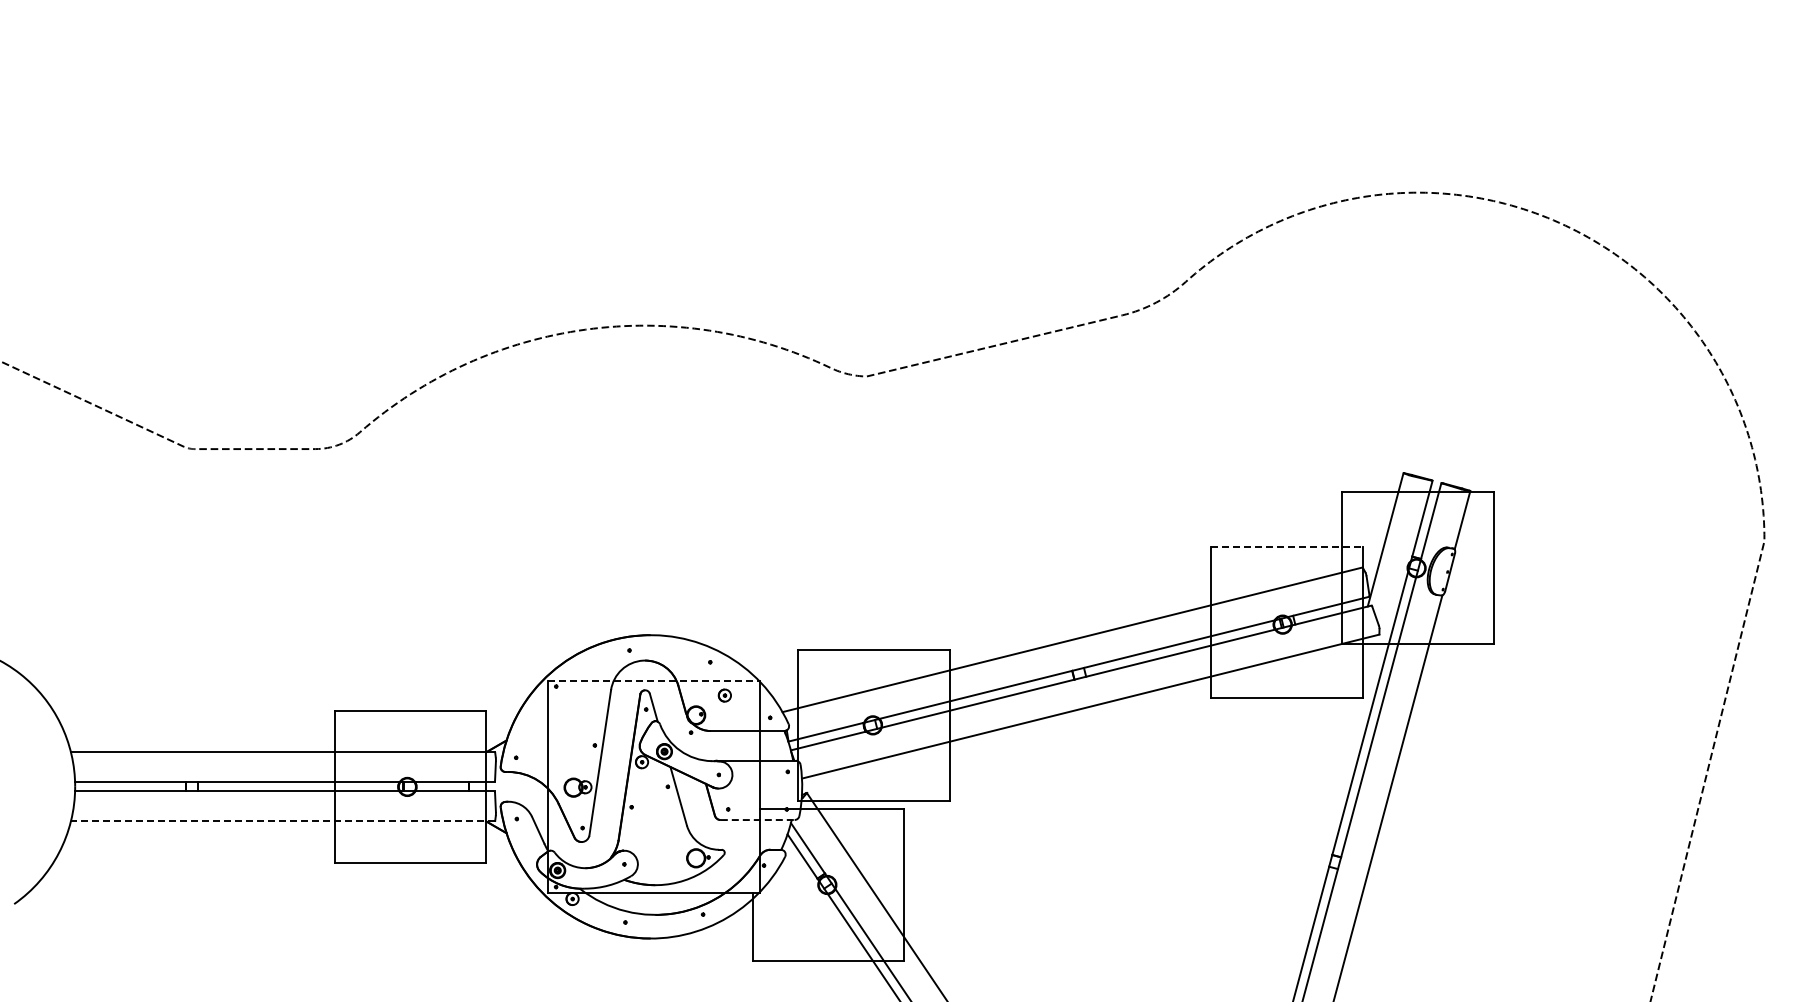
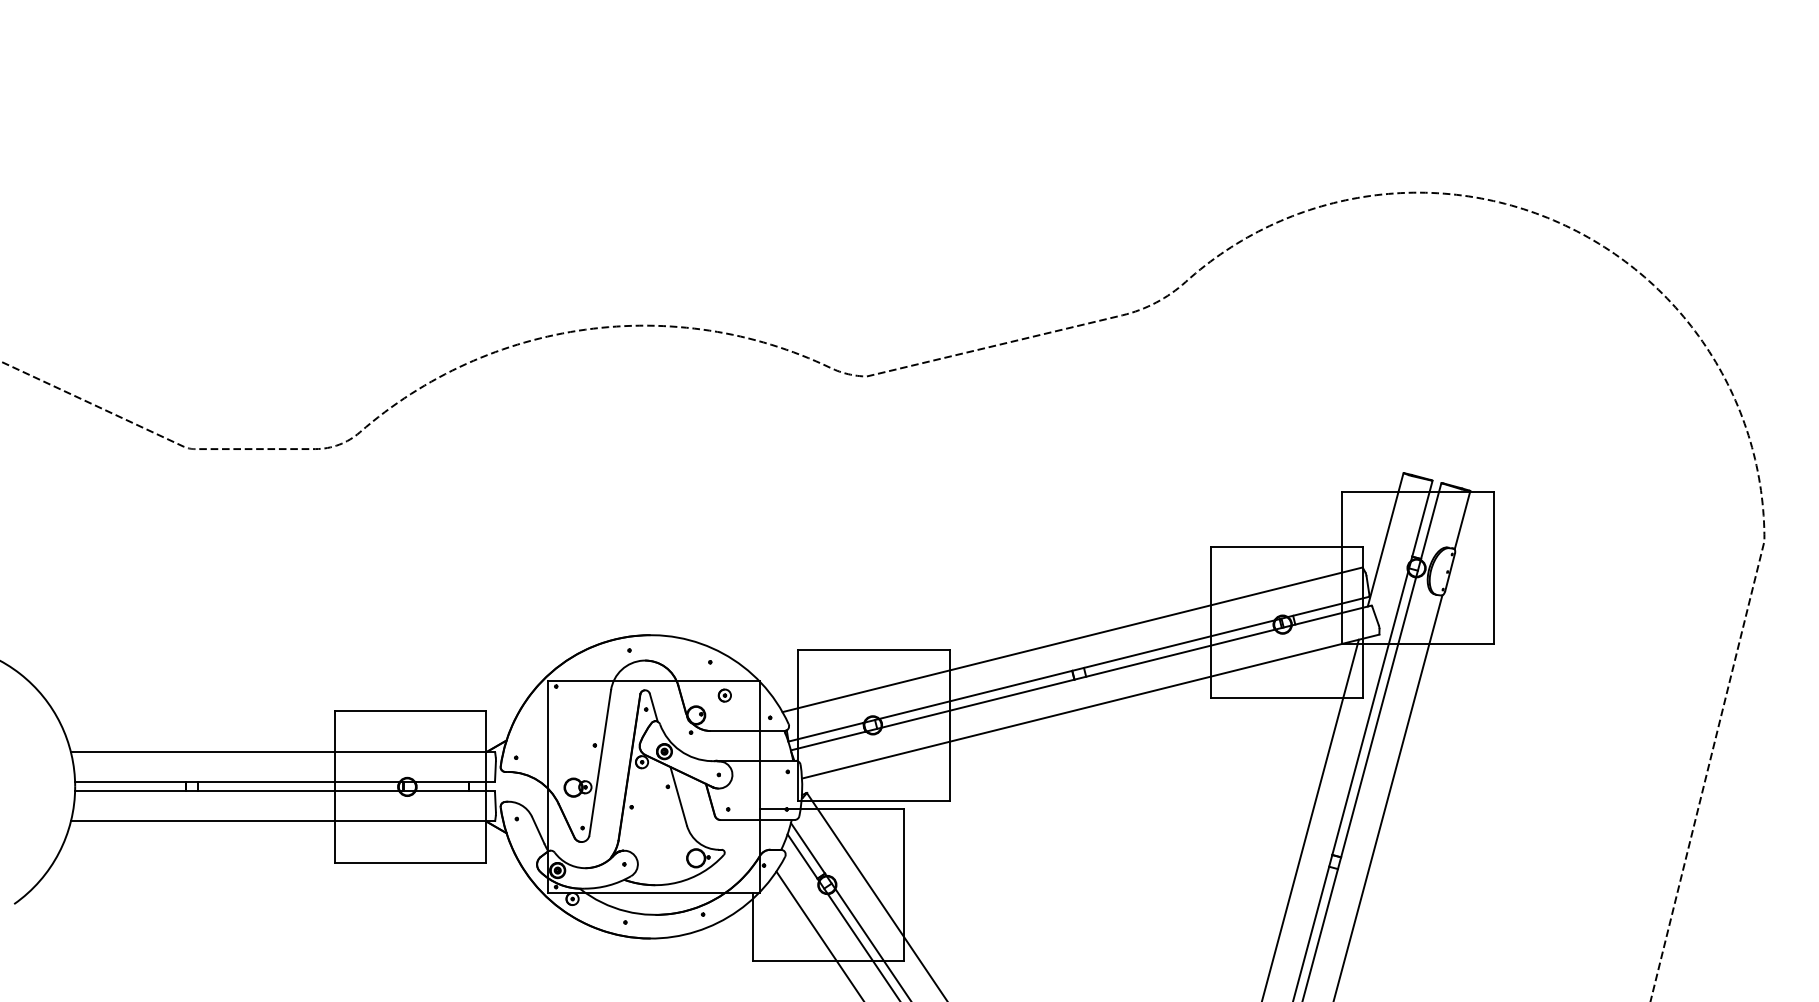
line: dashed -> solid (1286, 546)
line: dashed -> solid (654, 680)
line: none -> present (1310, 818)
line: dashed -> solid (757, 820)
line: dashed -> solid (282, 821)
line: none -> present (819, 934)
